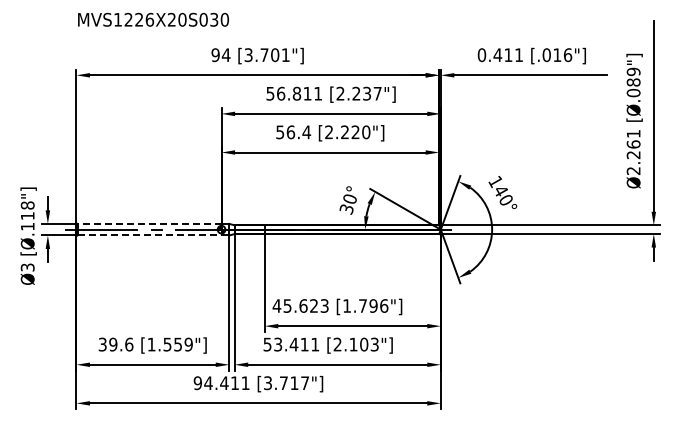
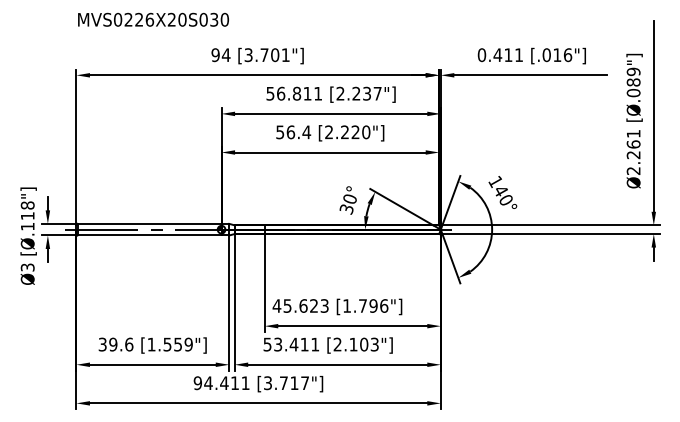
text: MVS1226X20S030 -> MVS0226X20S030 (118, 19)
line: dashed -> solid (149, 223)
line: dashed -> solid (149, 235)
